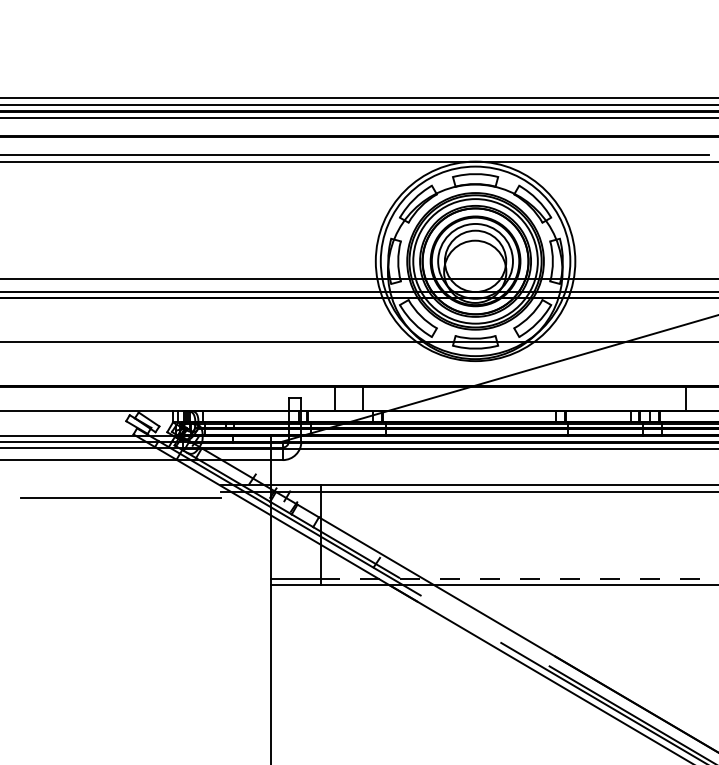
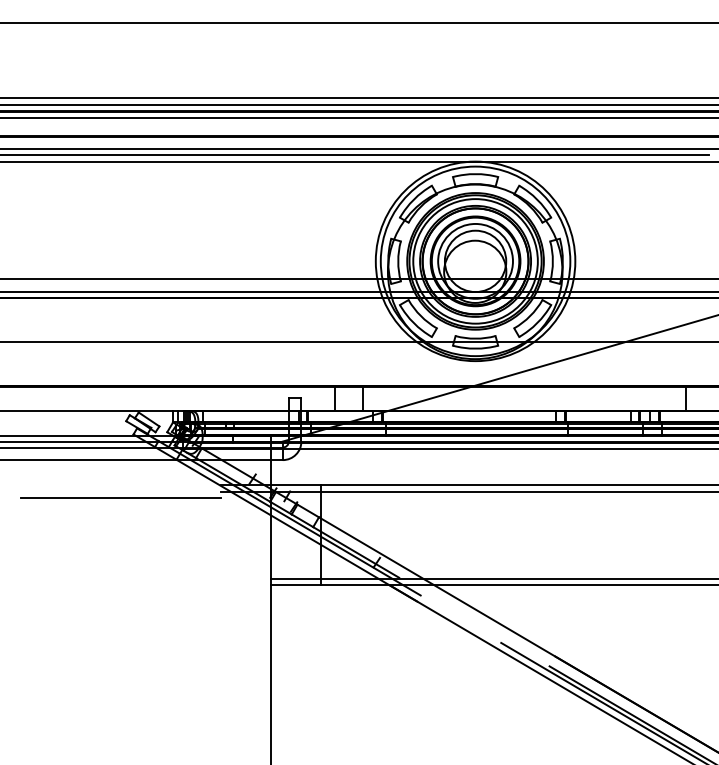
line: none -> present (358, 22)
line: none -> present (358, 148)
line: dashed -> solid (519, 578)
